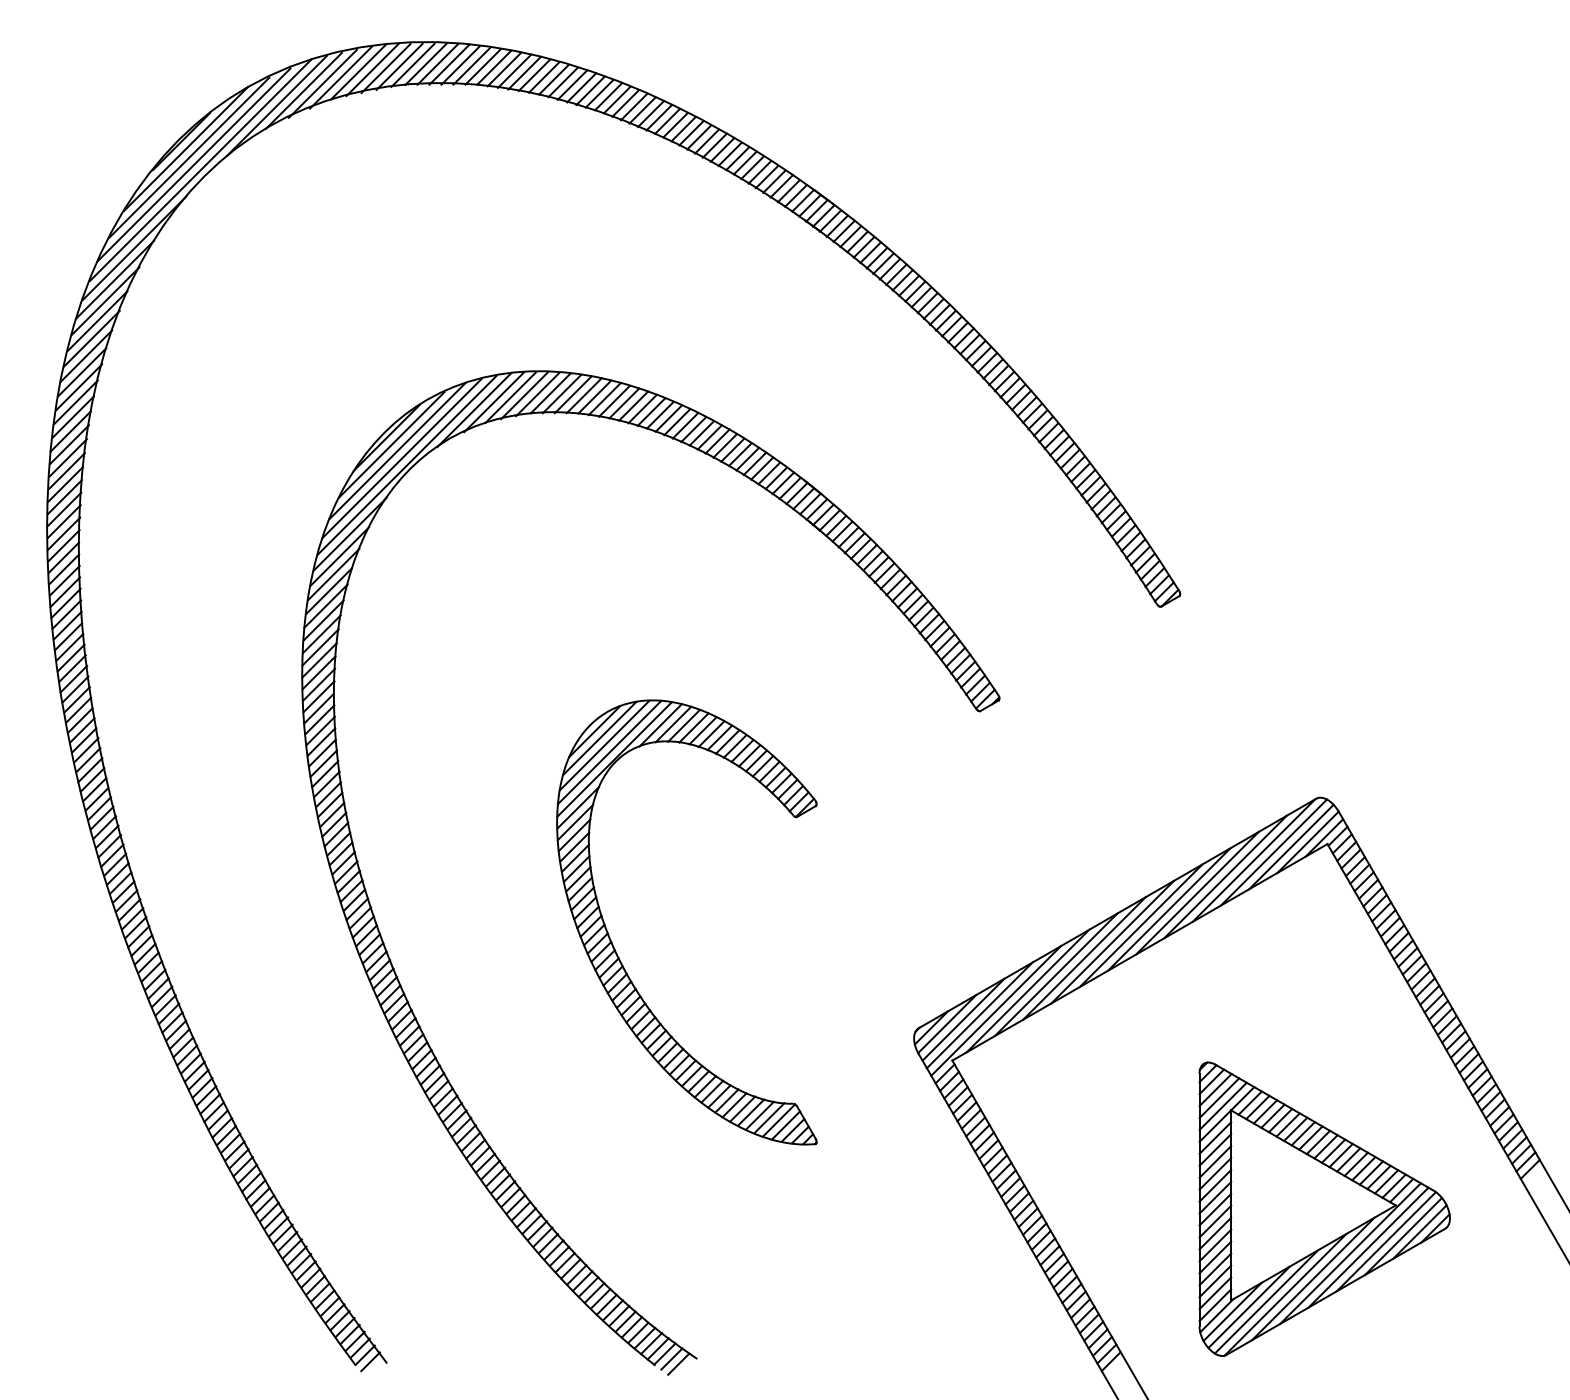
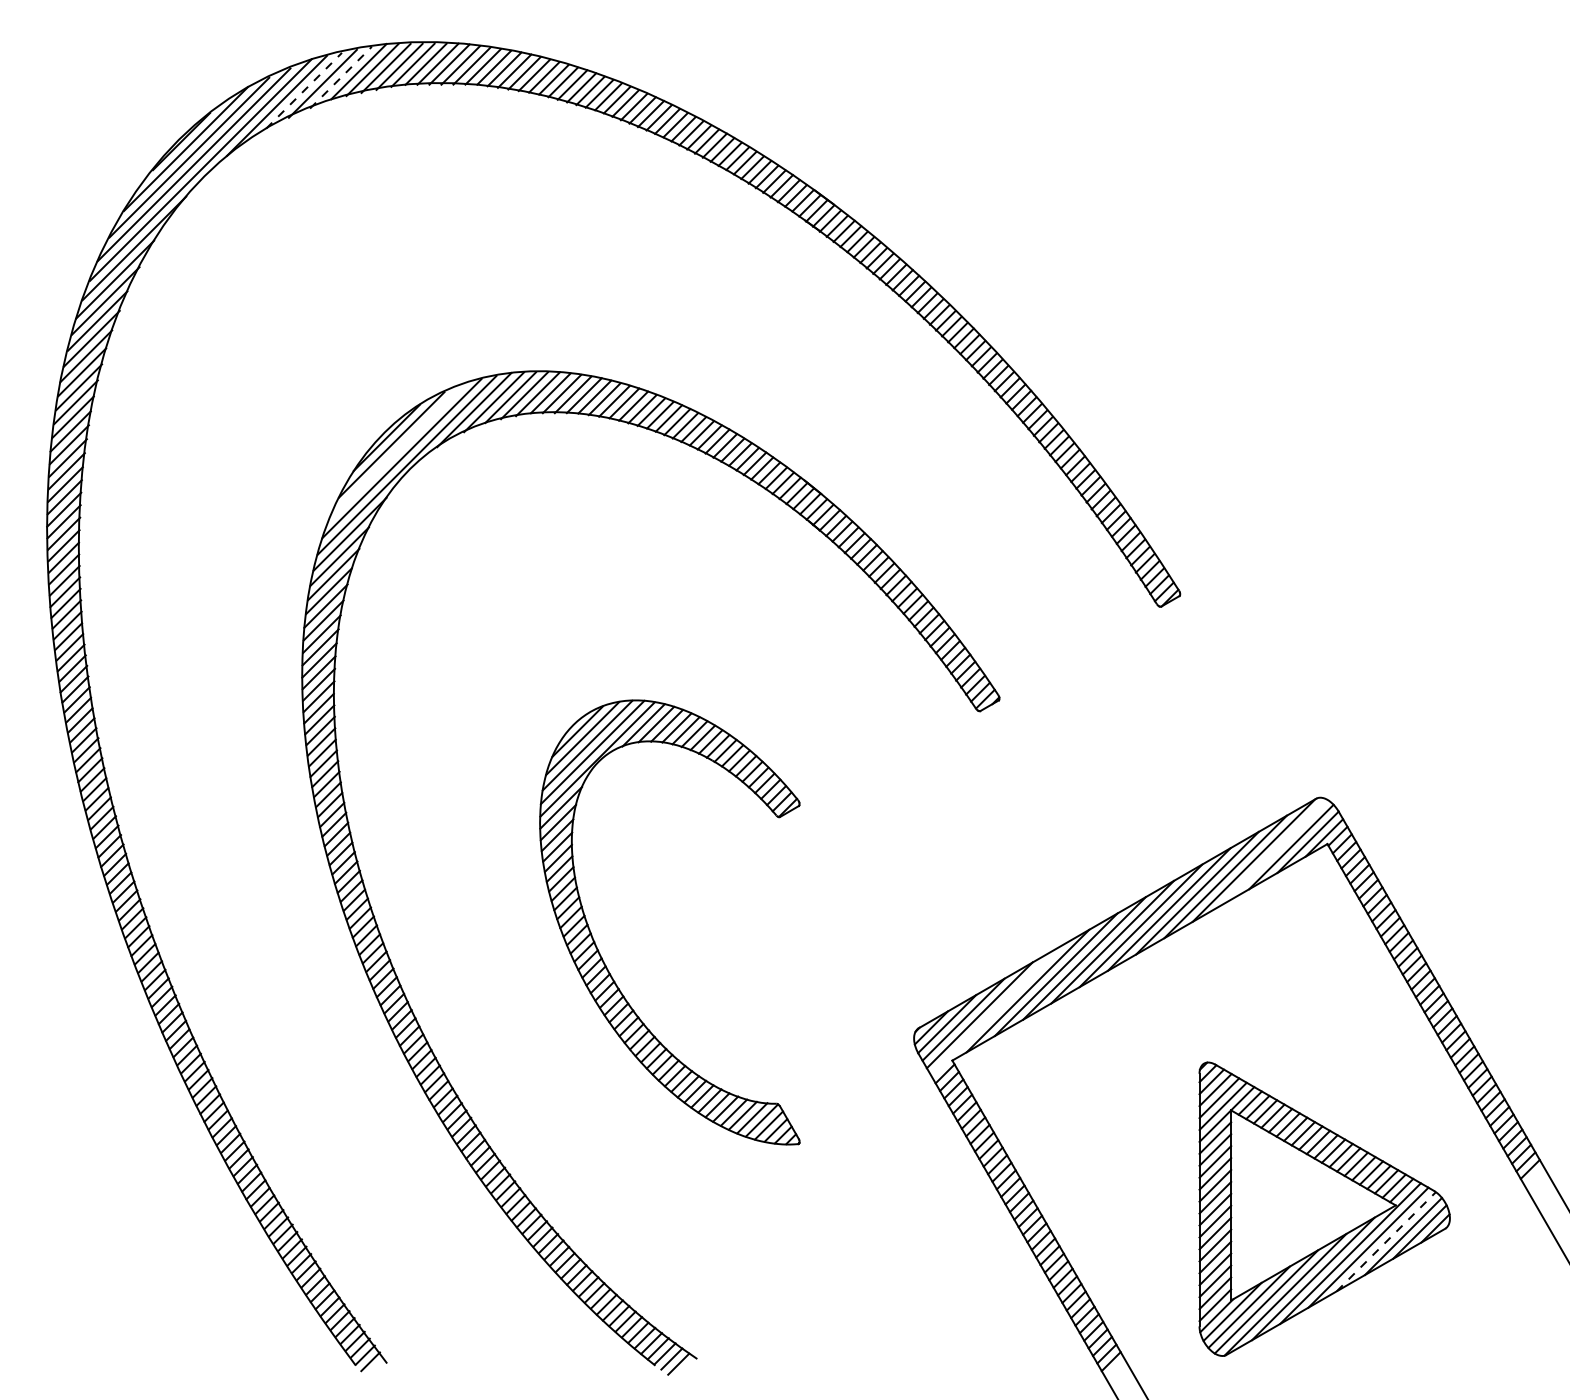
line: solid -> dashed (340, 77)
line: solid -> dashed (304, 90)
line: present -> none (397, 450)
line: present -> none (1273, 852)
part position: (618, 955) -> (601, 955) (601, 955)
line: present -> none (995, 1010)
line: solid -> dashed (1386, 1241)
